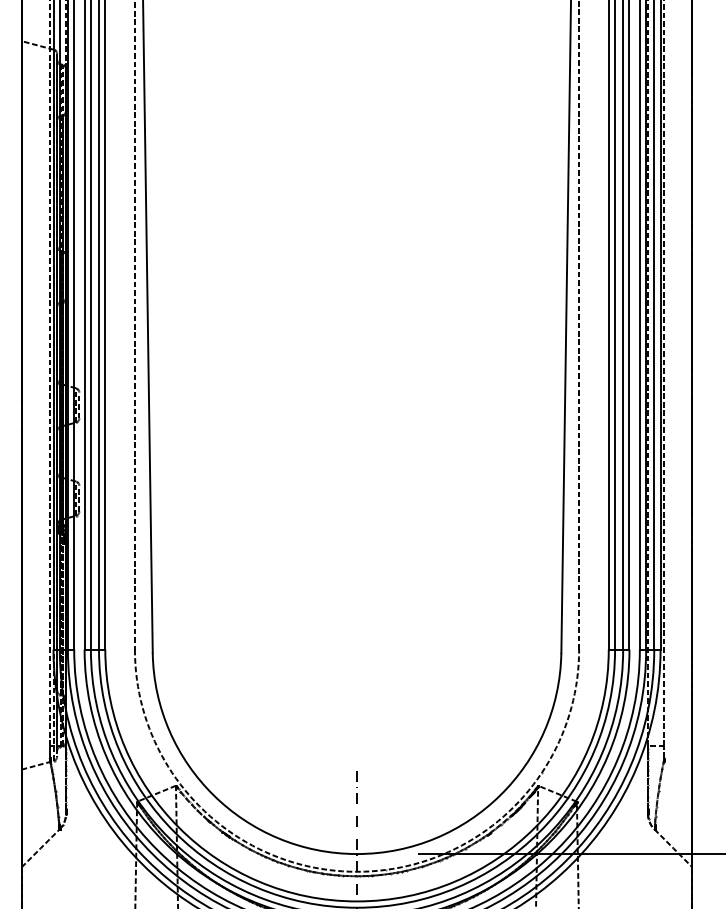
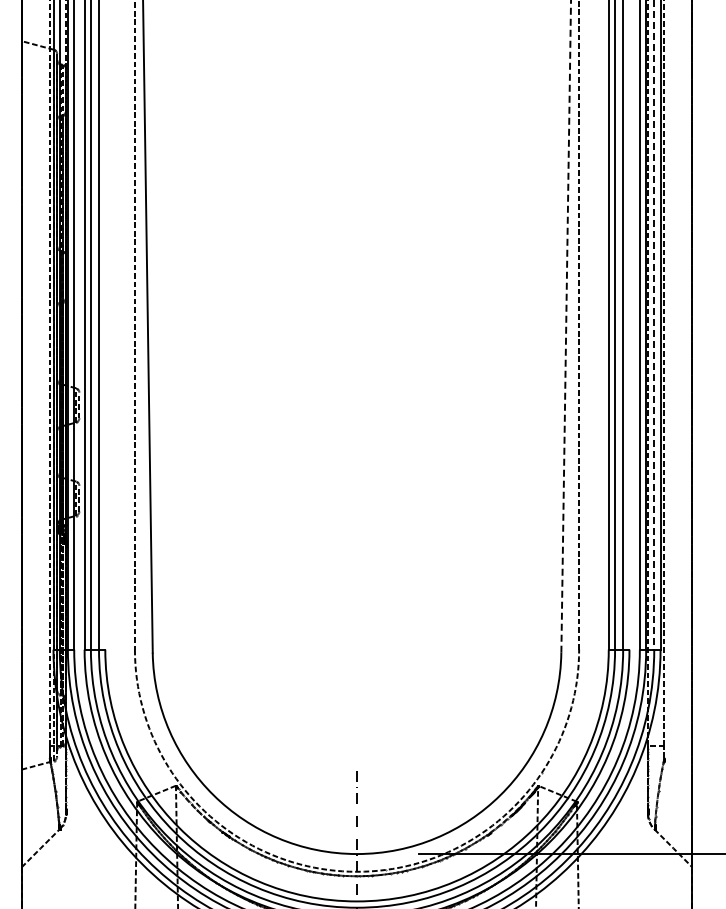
line: present -> none (105, 325)
line: present -> none (629, 325)
line: solid -> dashed (654, 325)
line: solid -> dashed (566, 326)
